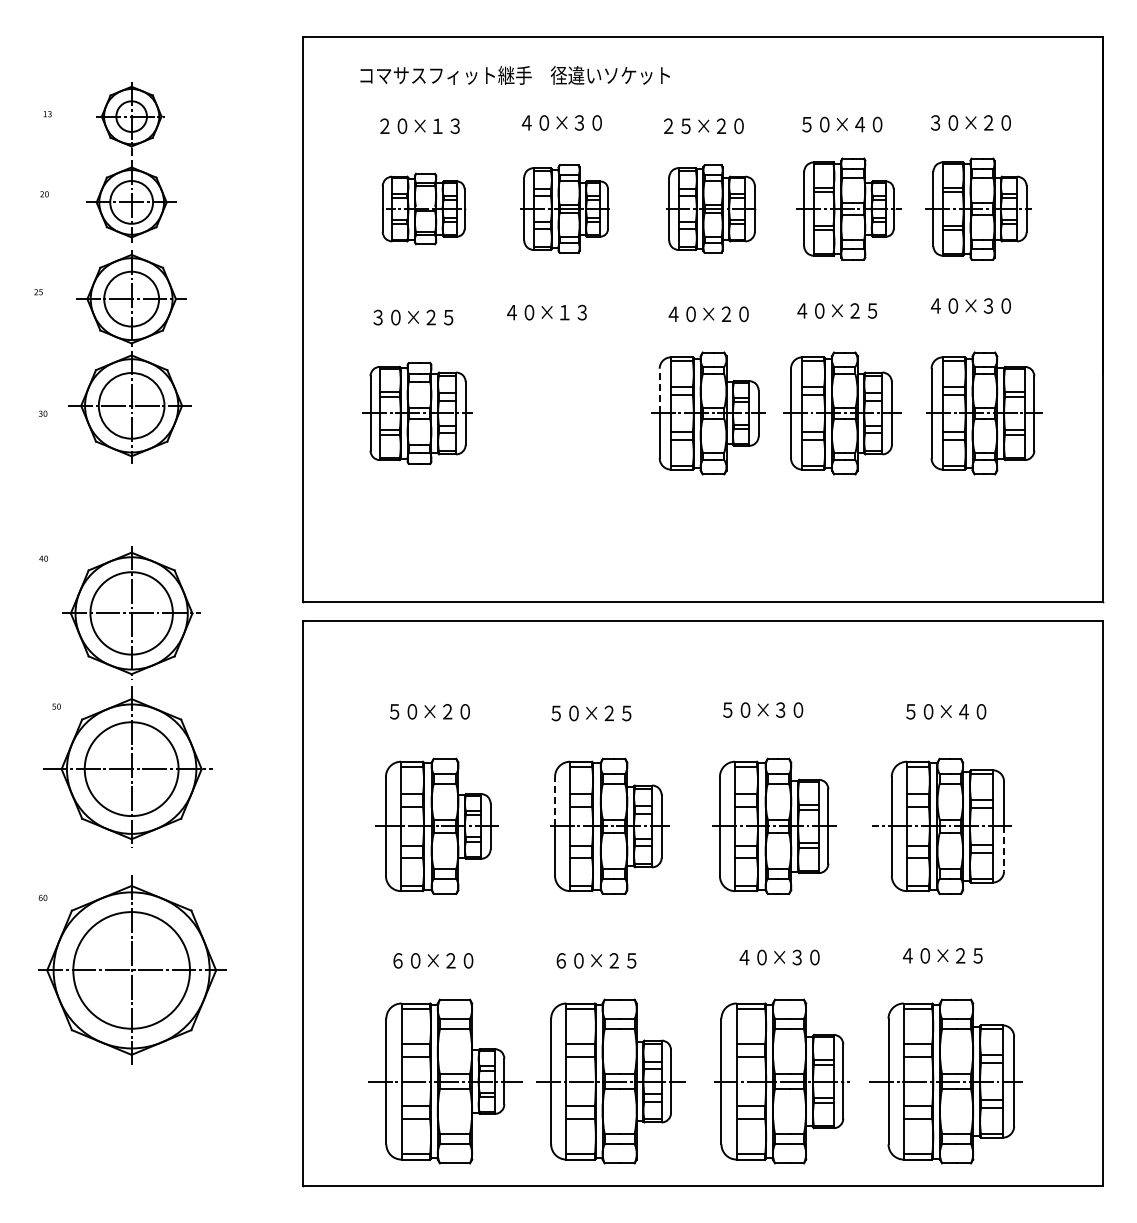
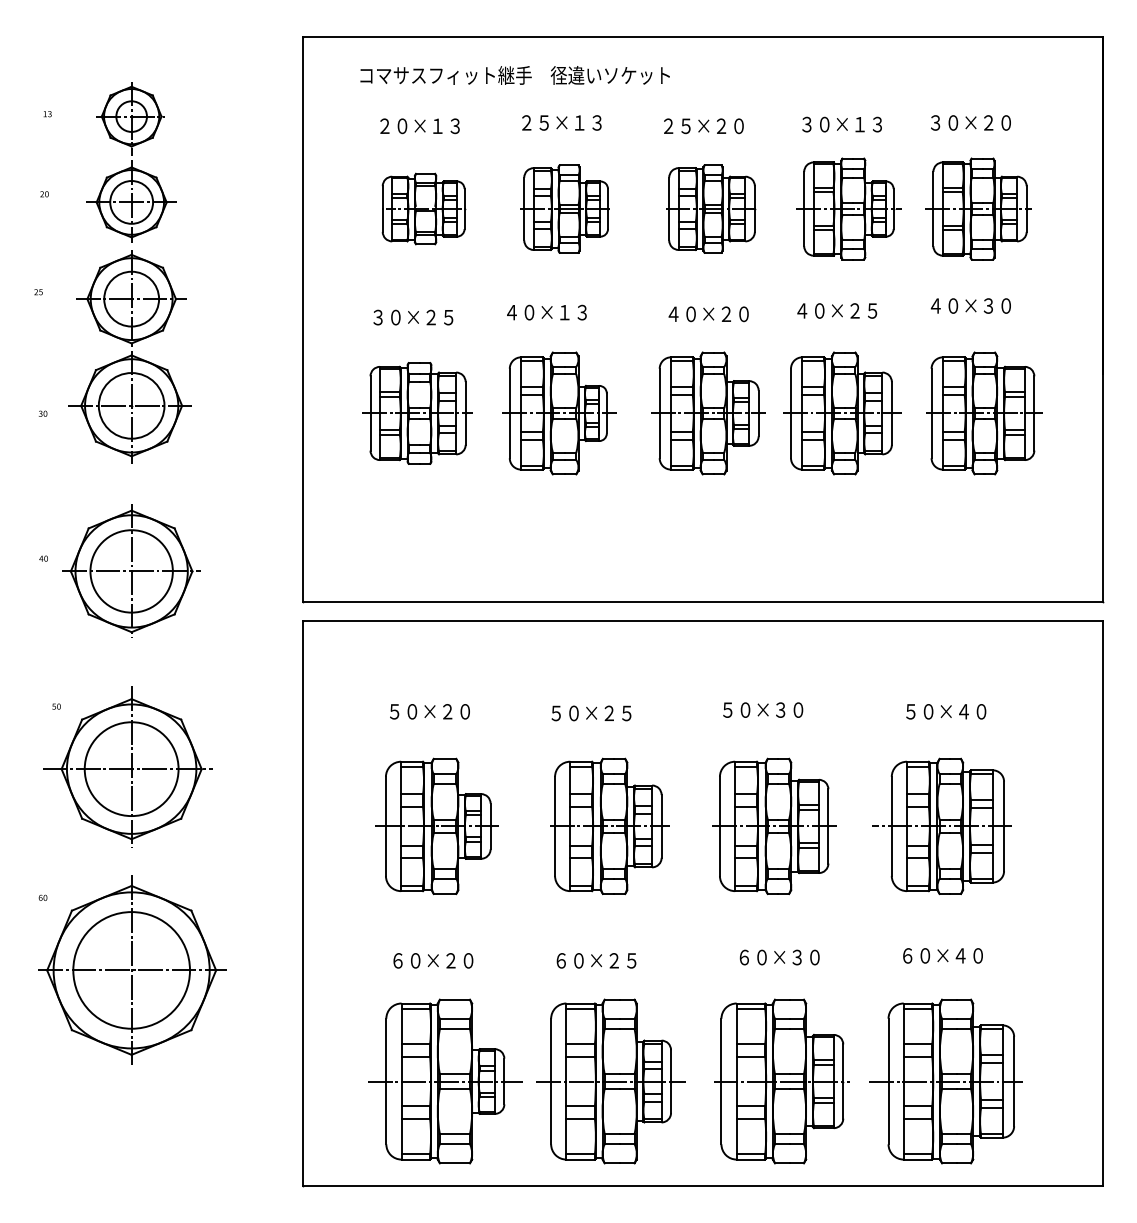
text: ４０×３０ -> ２５×１３ (561, 122)
text: ５０×４０ -> ３０×１３ (842, 124)
line: dashed -> solid (659, 390)
part: none -> present (559, 413)
part position: (131, 612) -> (131, 570) (131, 570)
line: dashed -> solid (555, 801)
line: dashed -> solid (1004, 849)
text: ４０×２５ -> ６０×４０ (942, 955)
text: ４０×３０ -> ６０×３０ (744, 957)
